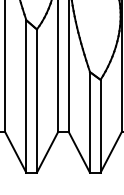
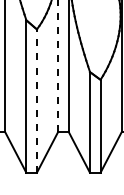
line: solid -> dashed (58, 65)
line: solid -> dashed (36, 101)
